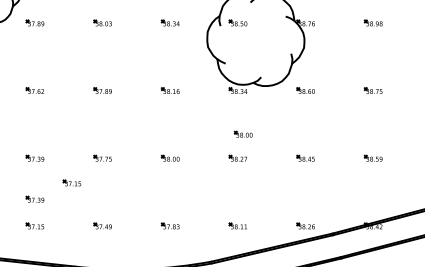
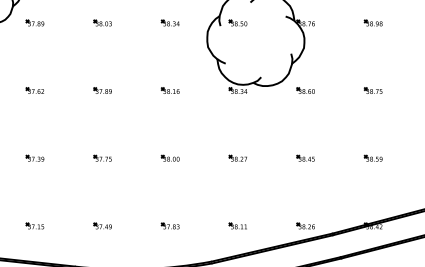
part: present -> none (242, 133)
part: present -> none (71, 182)
part: present -> none (34, 198)
